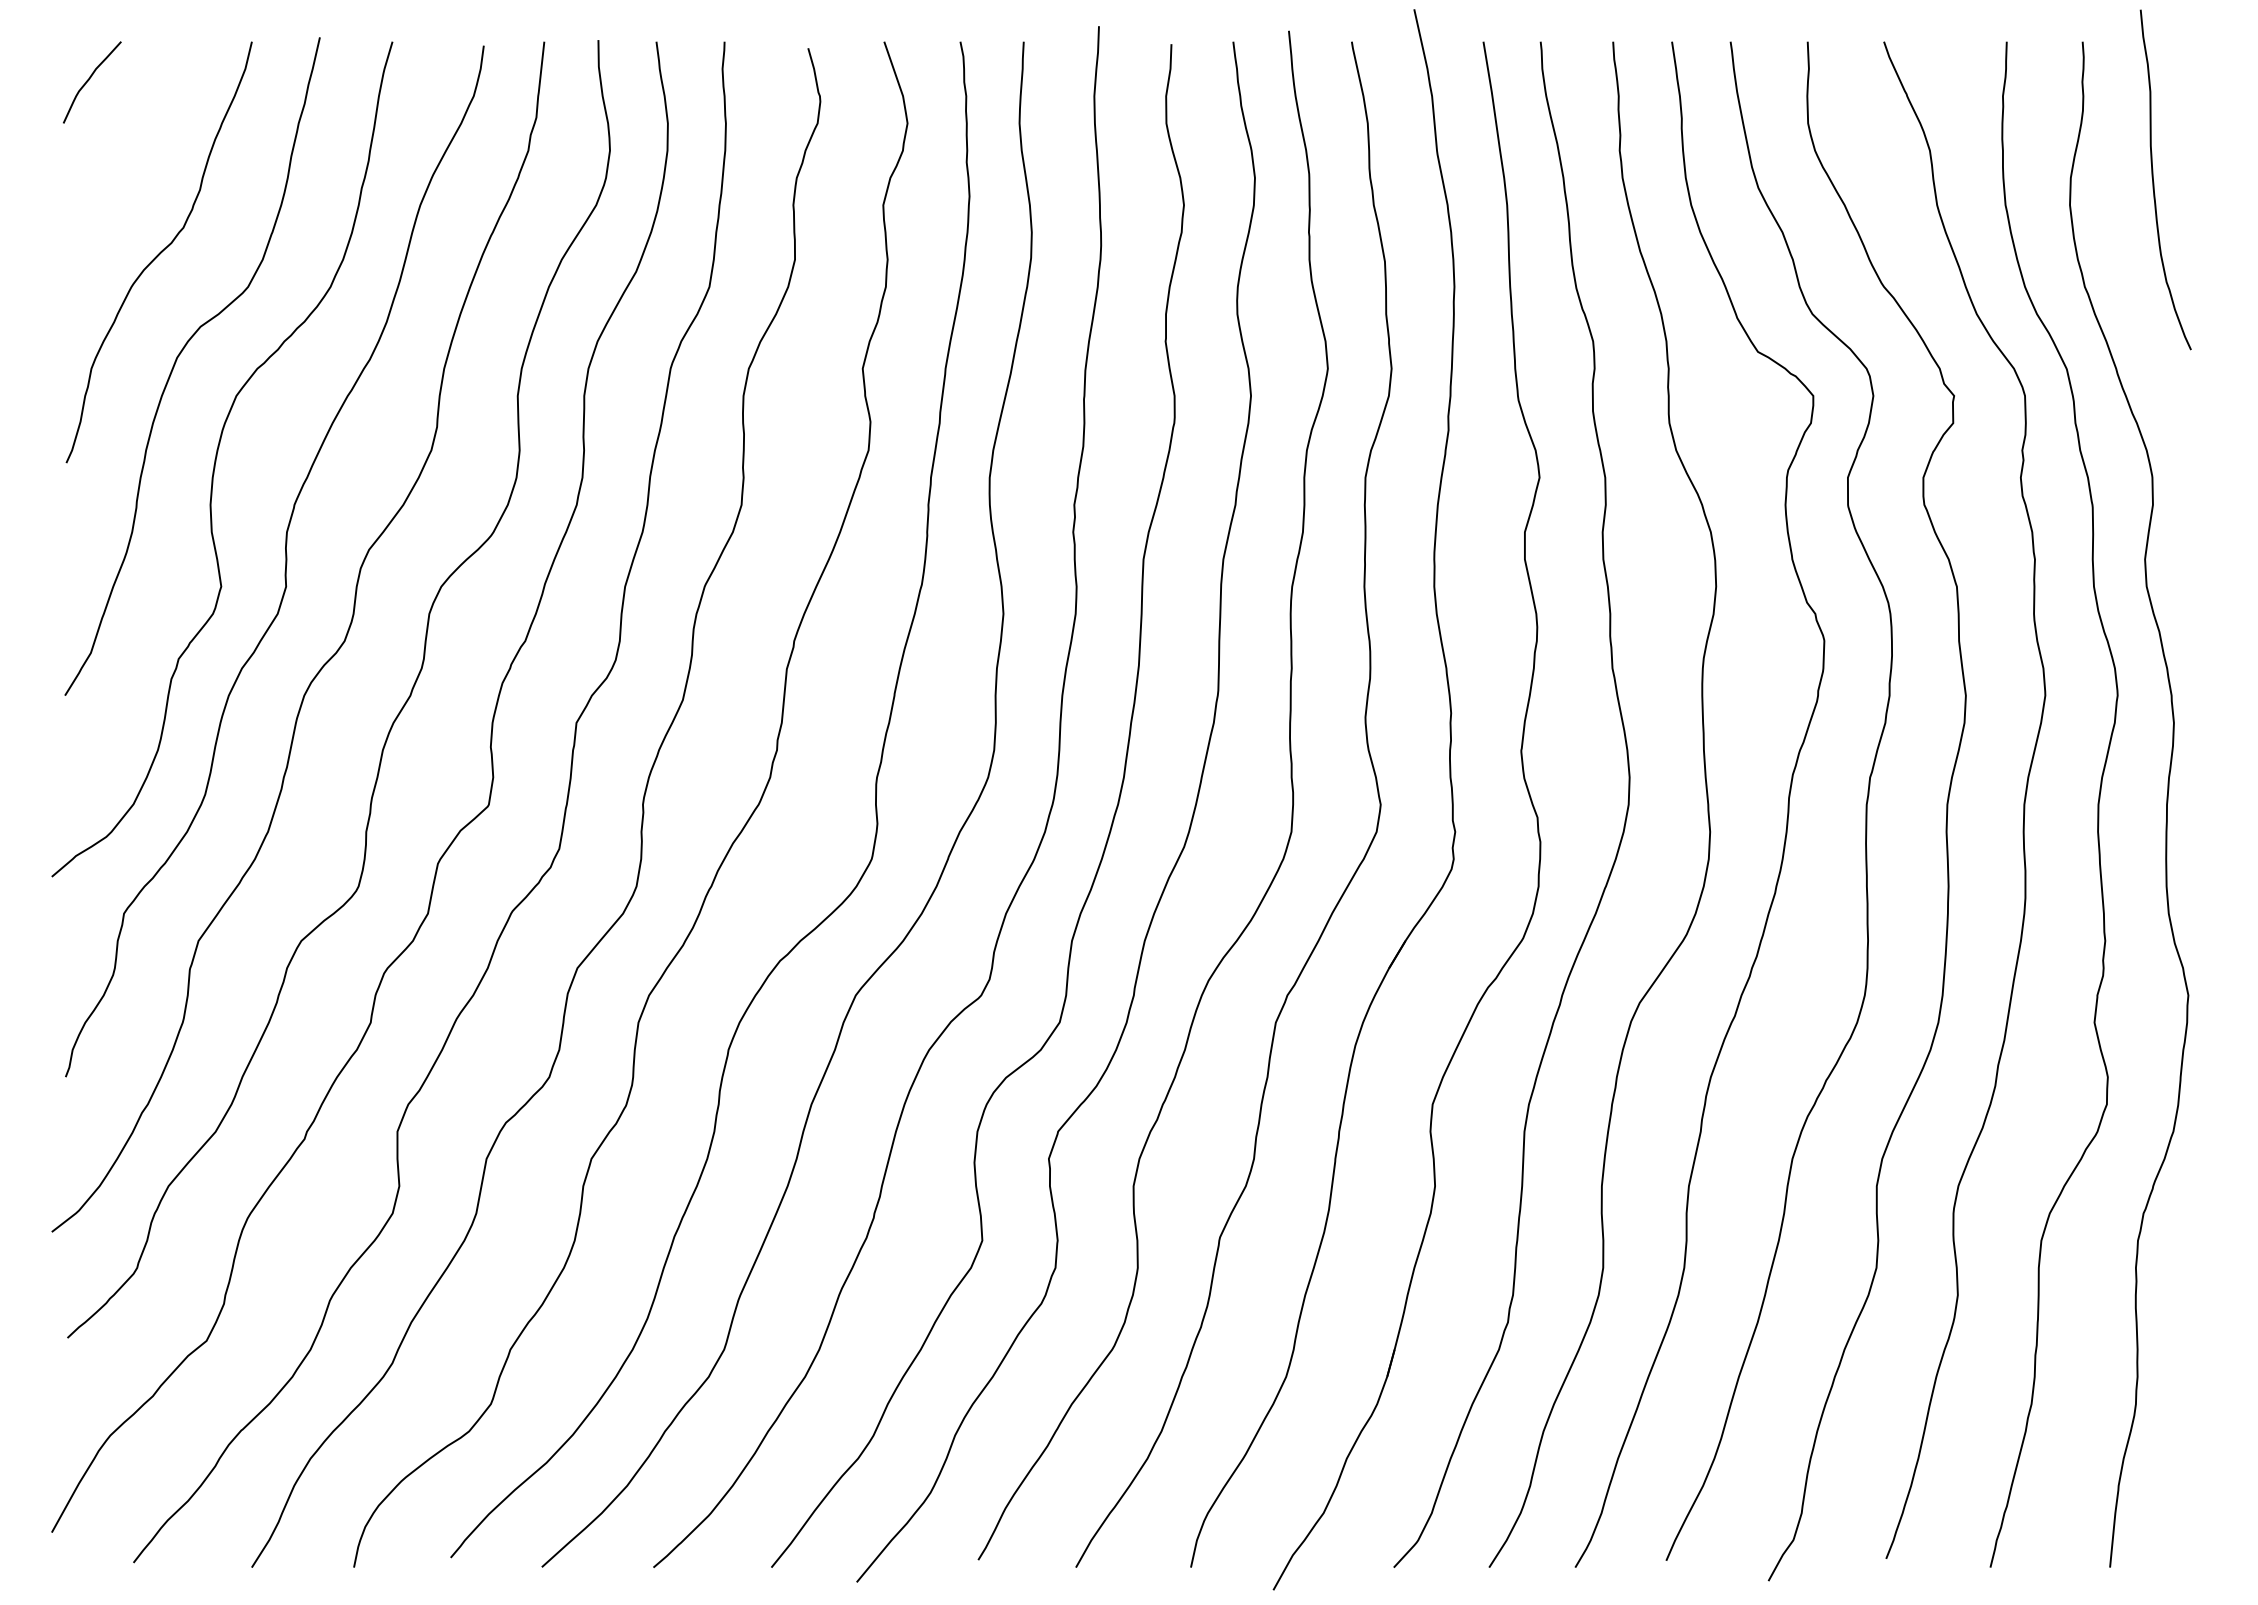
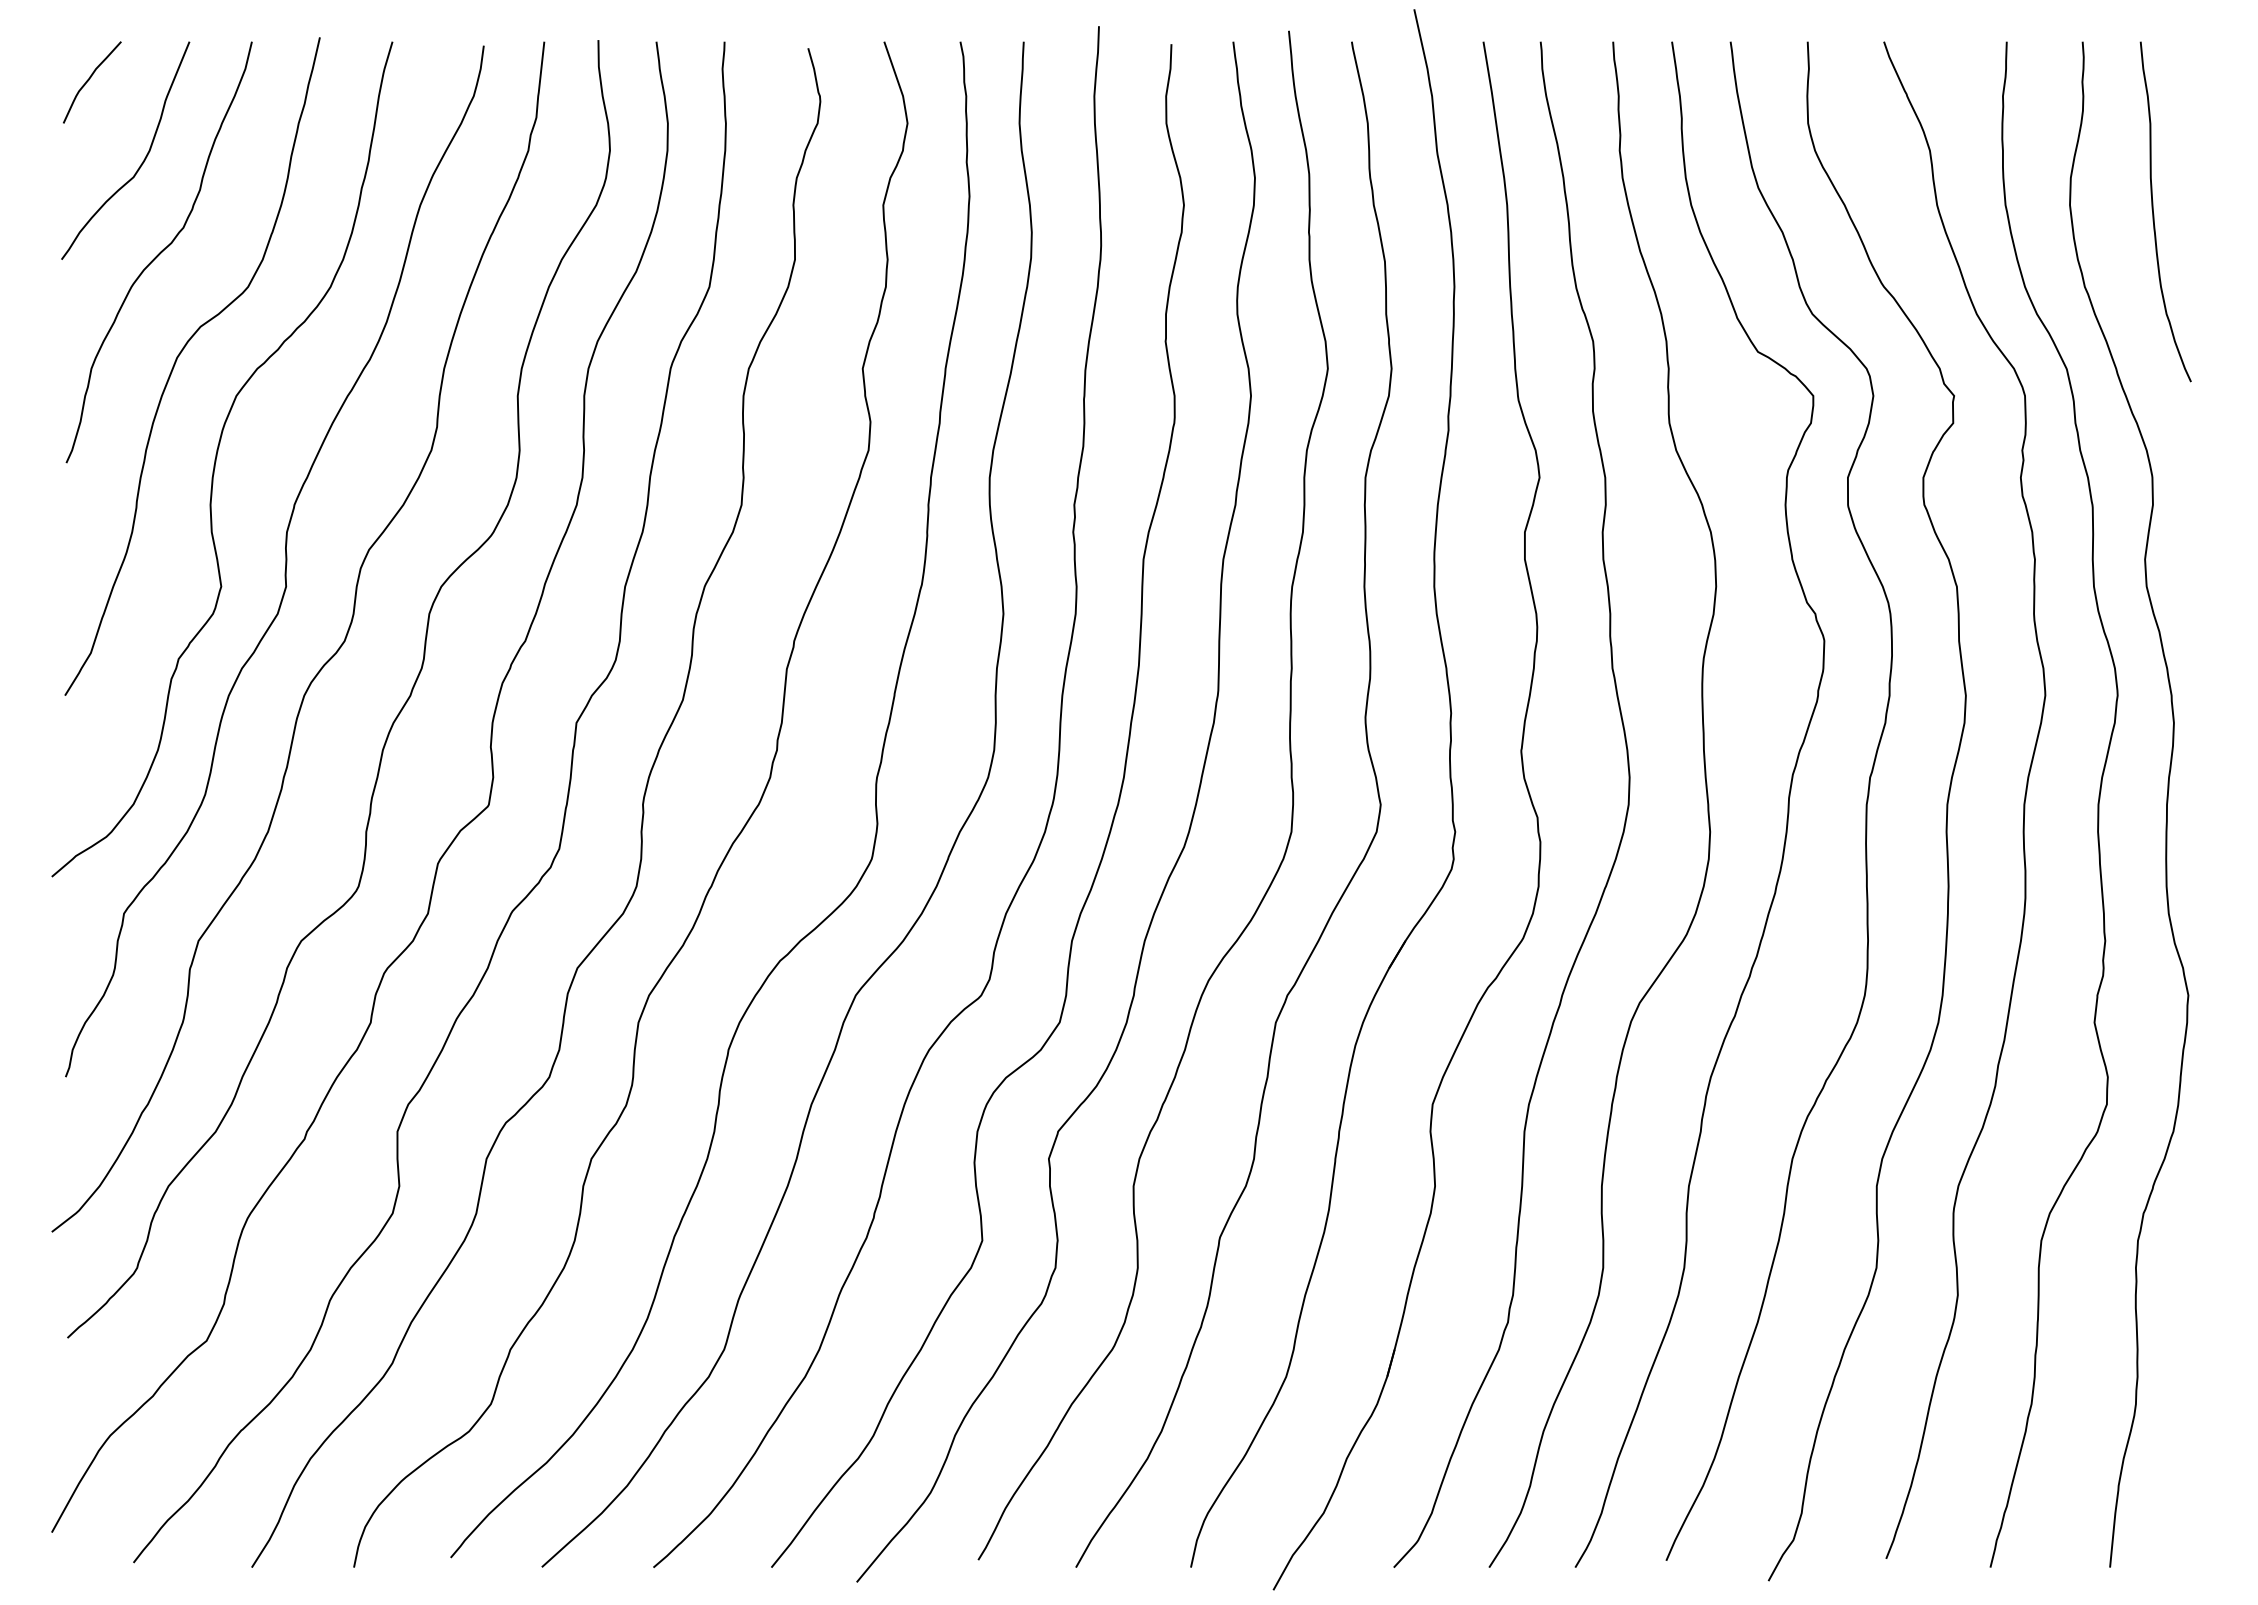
curve: none -> present (143, 159)
curve position: (2154, 182) -> (2154, 214) (2154, 214)
